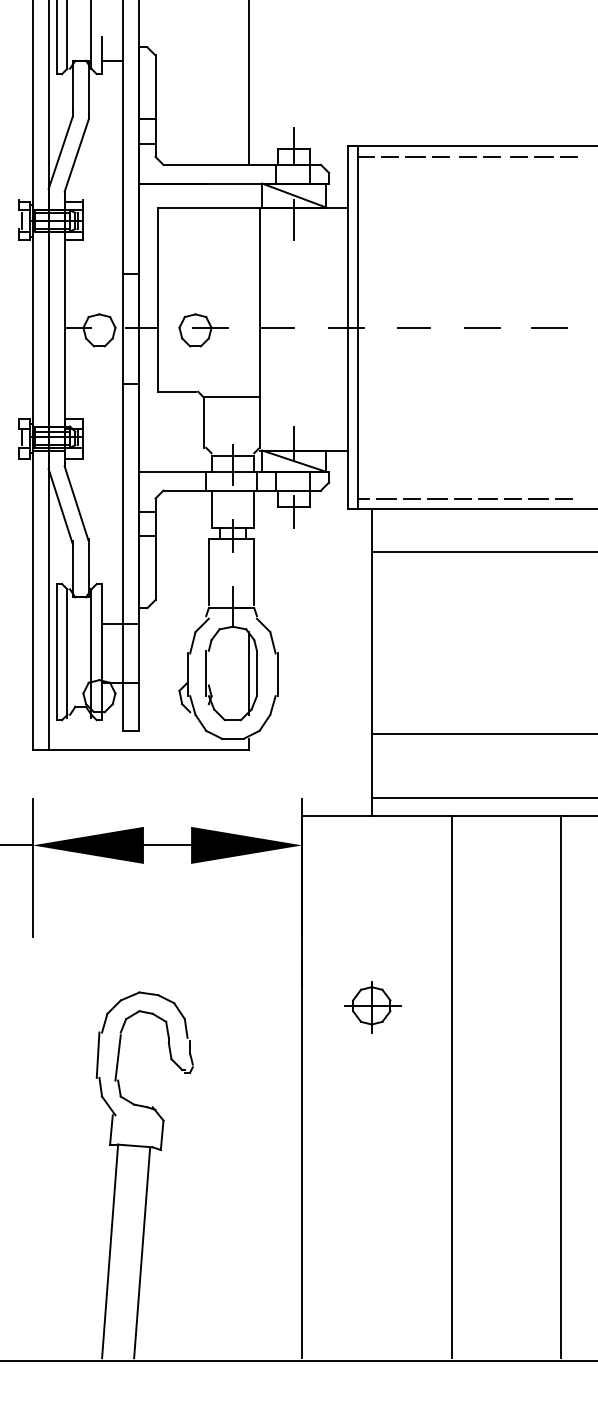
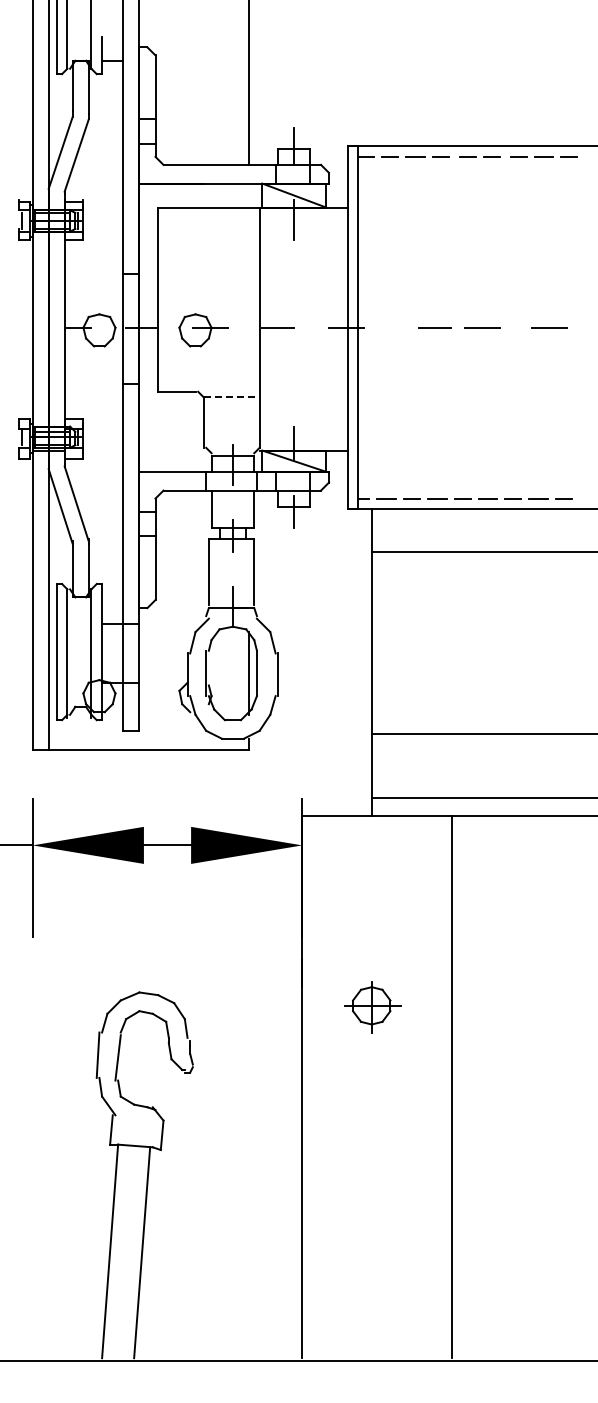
line position: (413, 327) -> (434, 327) (434, 327)
line: solid -> dashed (232, 397)
line: present -> none (561, 1087)
